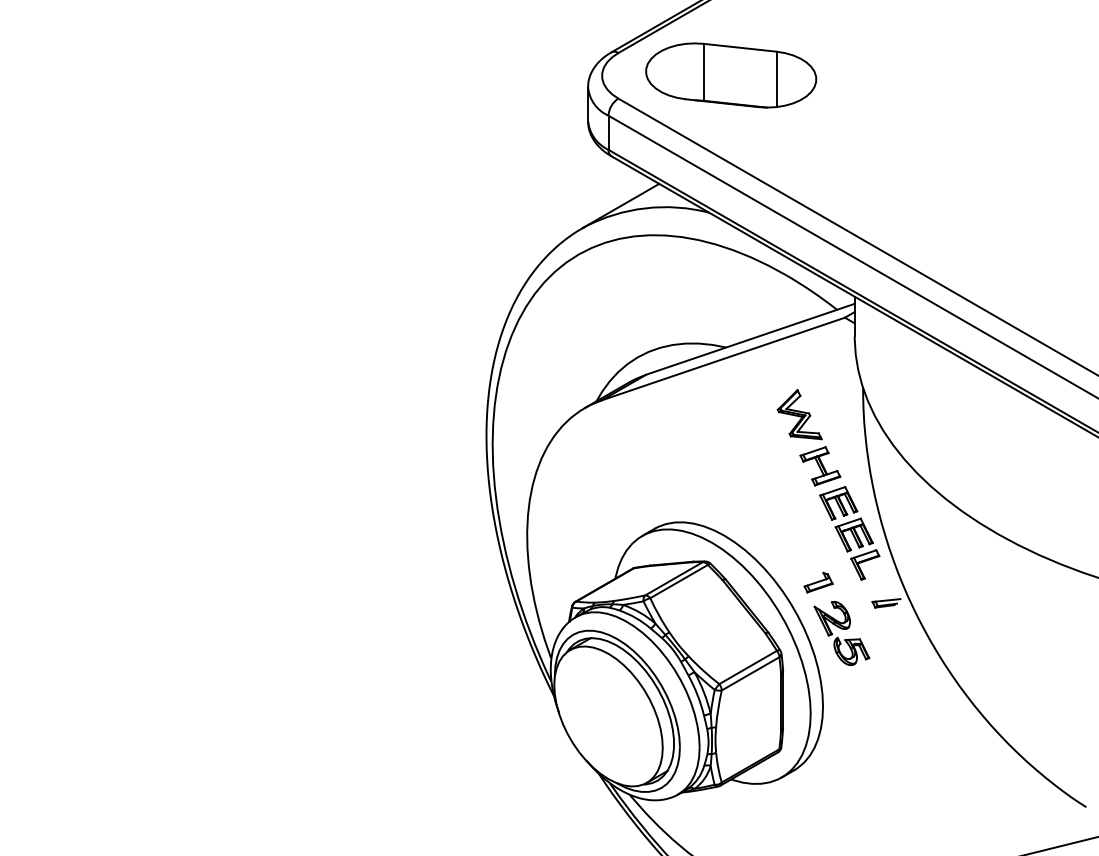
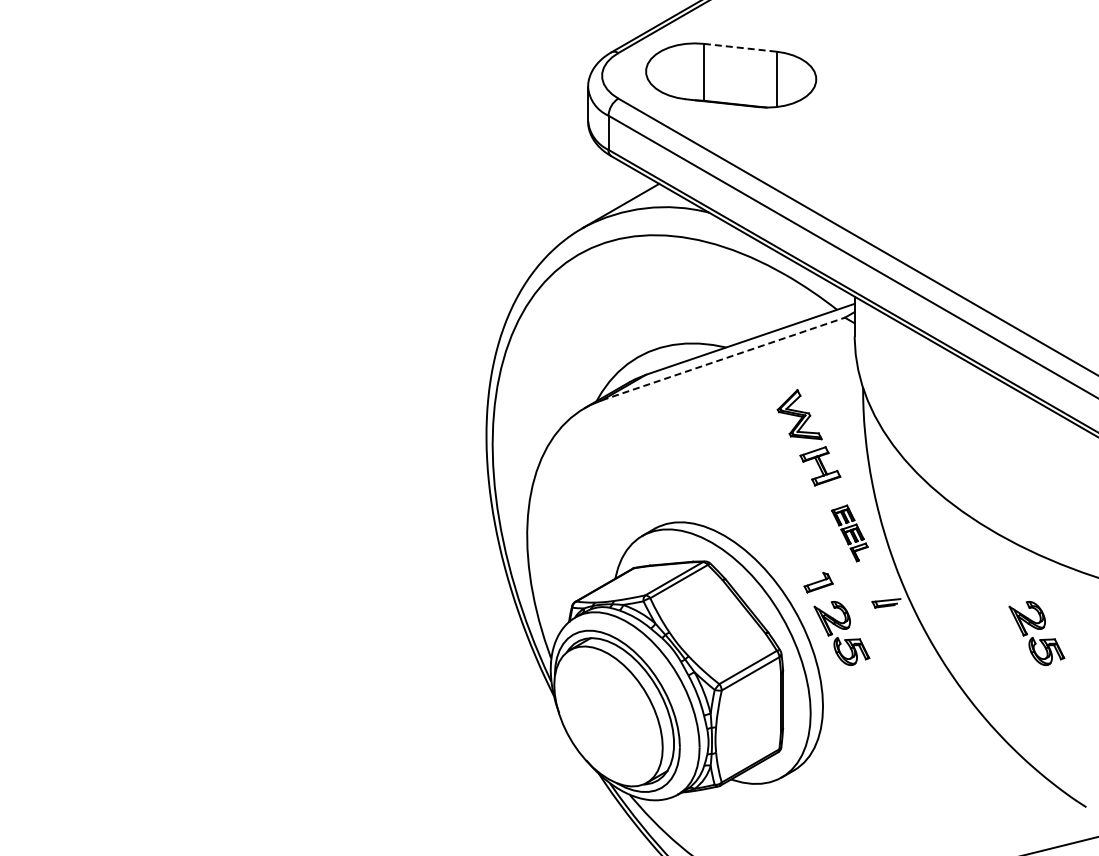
line: solid -> dashed (740, 47)
line: solid -> dashed (723, 358)
part size: 62x95 px -> 38x59 px (849, 533)
part: none -> present (1036, 633)
